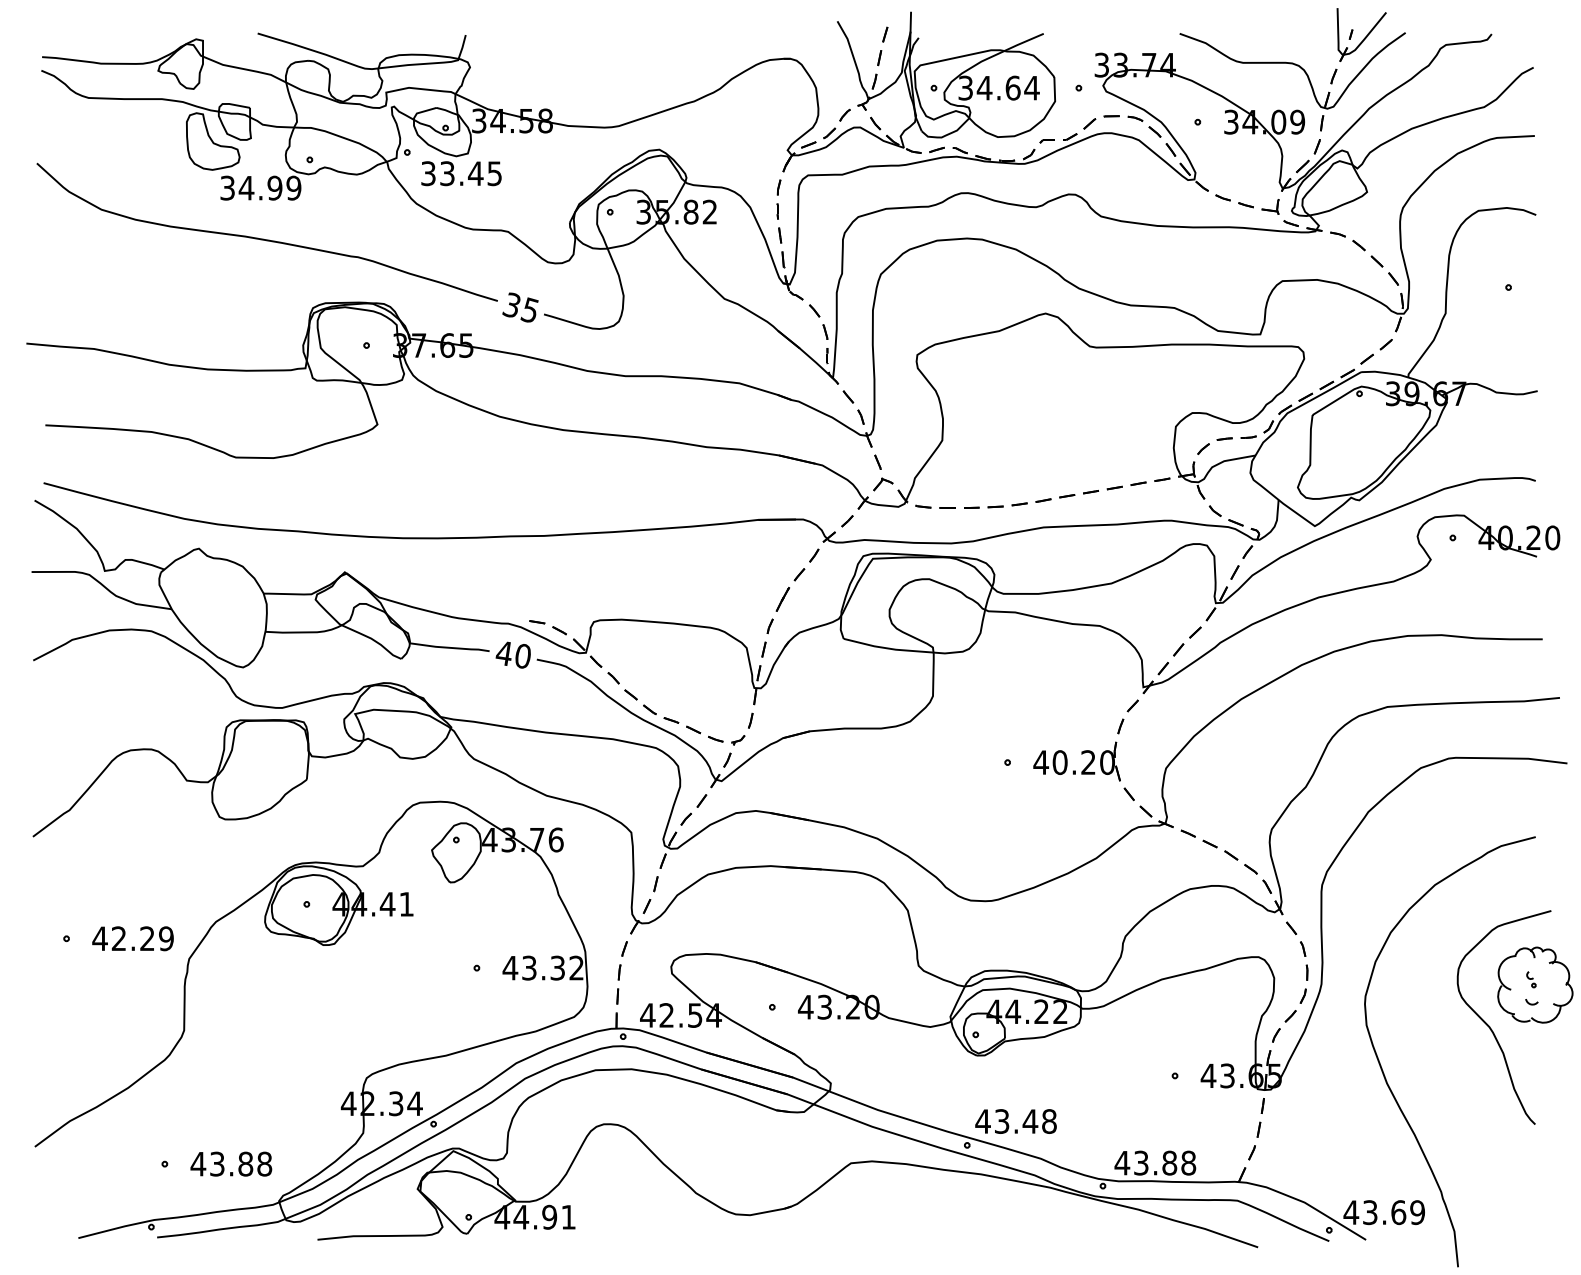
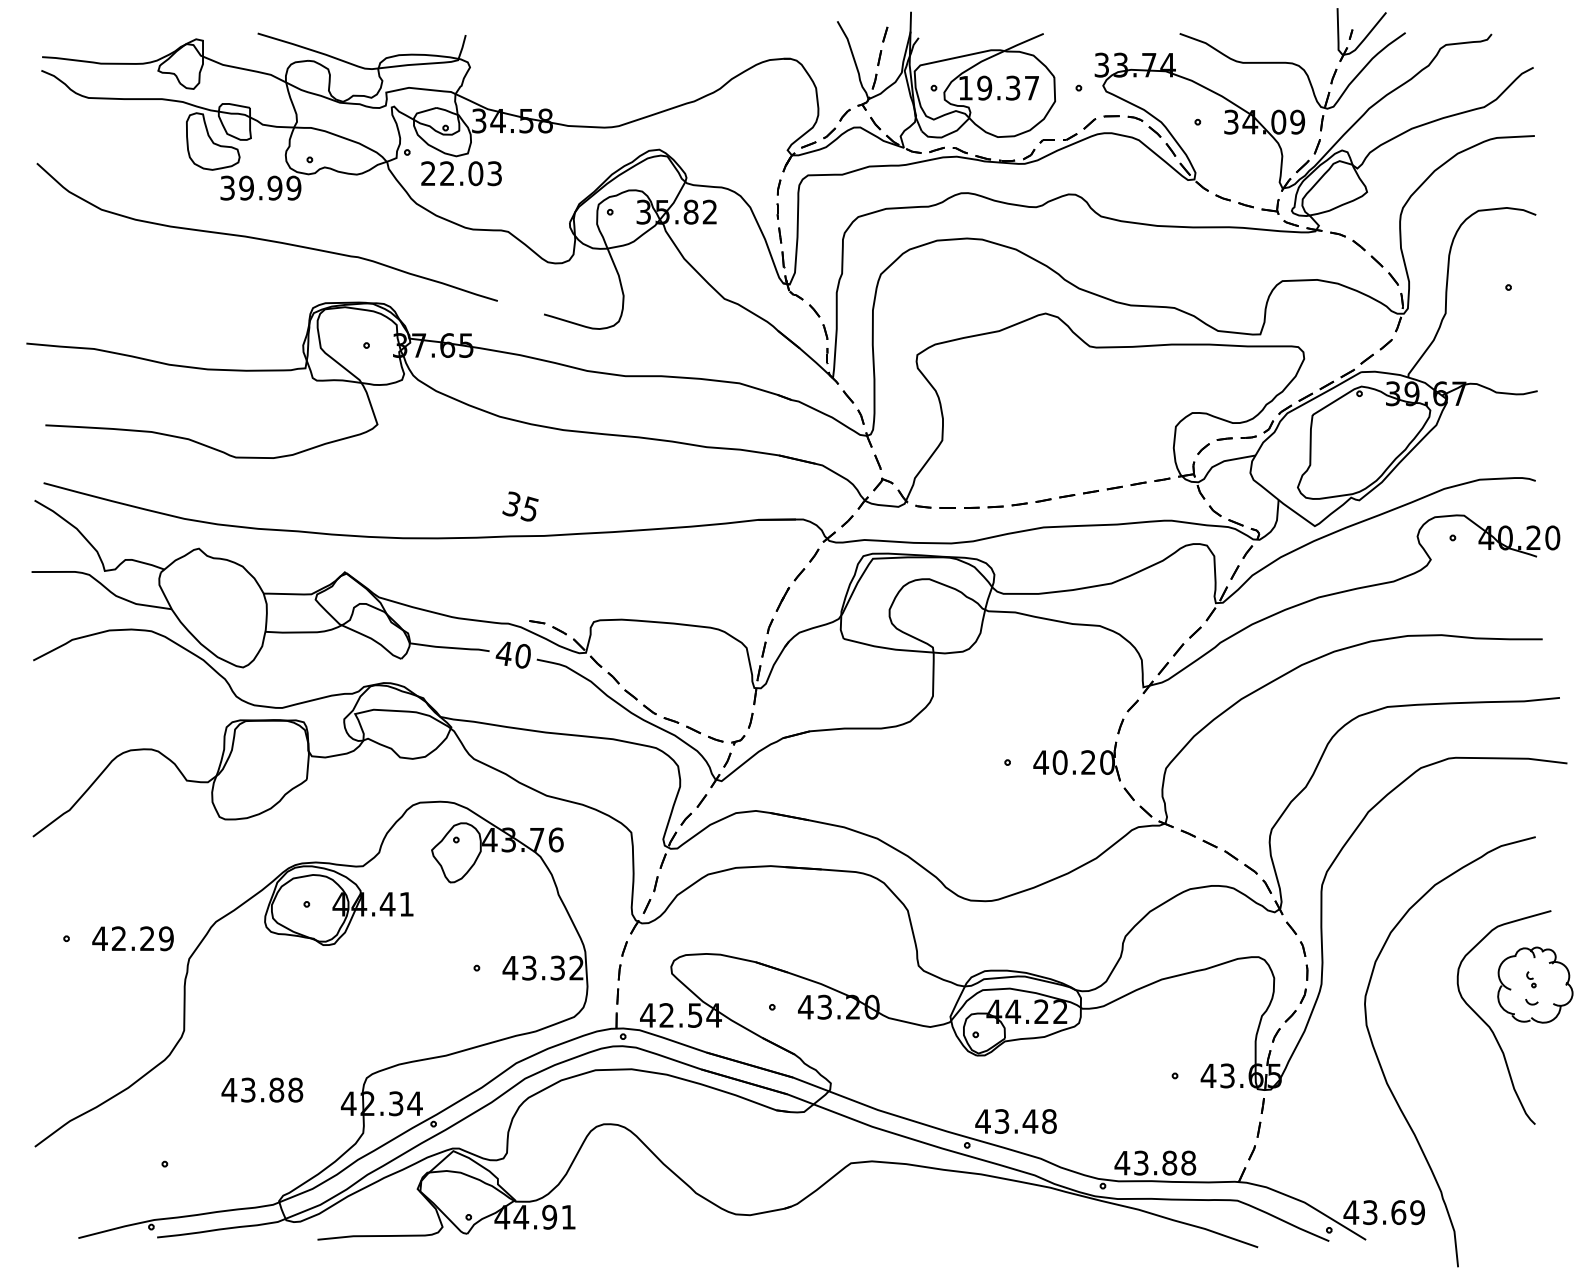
text: 34.64 -> 19.37 (998, 87)
text: 33.45 -> 22.03 (461, 173)
text: 34.99 -> 39.99 (246, 187)
text position: (520, 307) -> (520, 506) (520, 506)
text position: (231, 1163) -> (262, 1089) (262, 1089)
